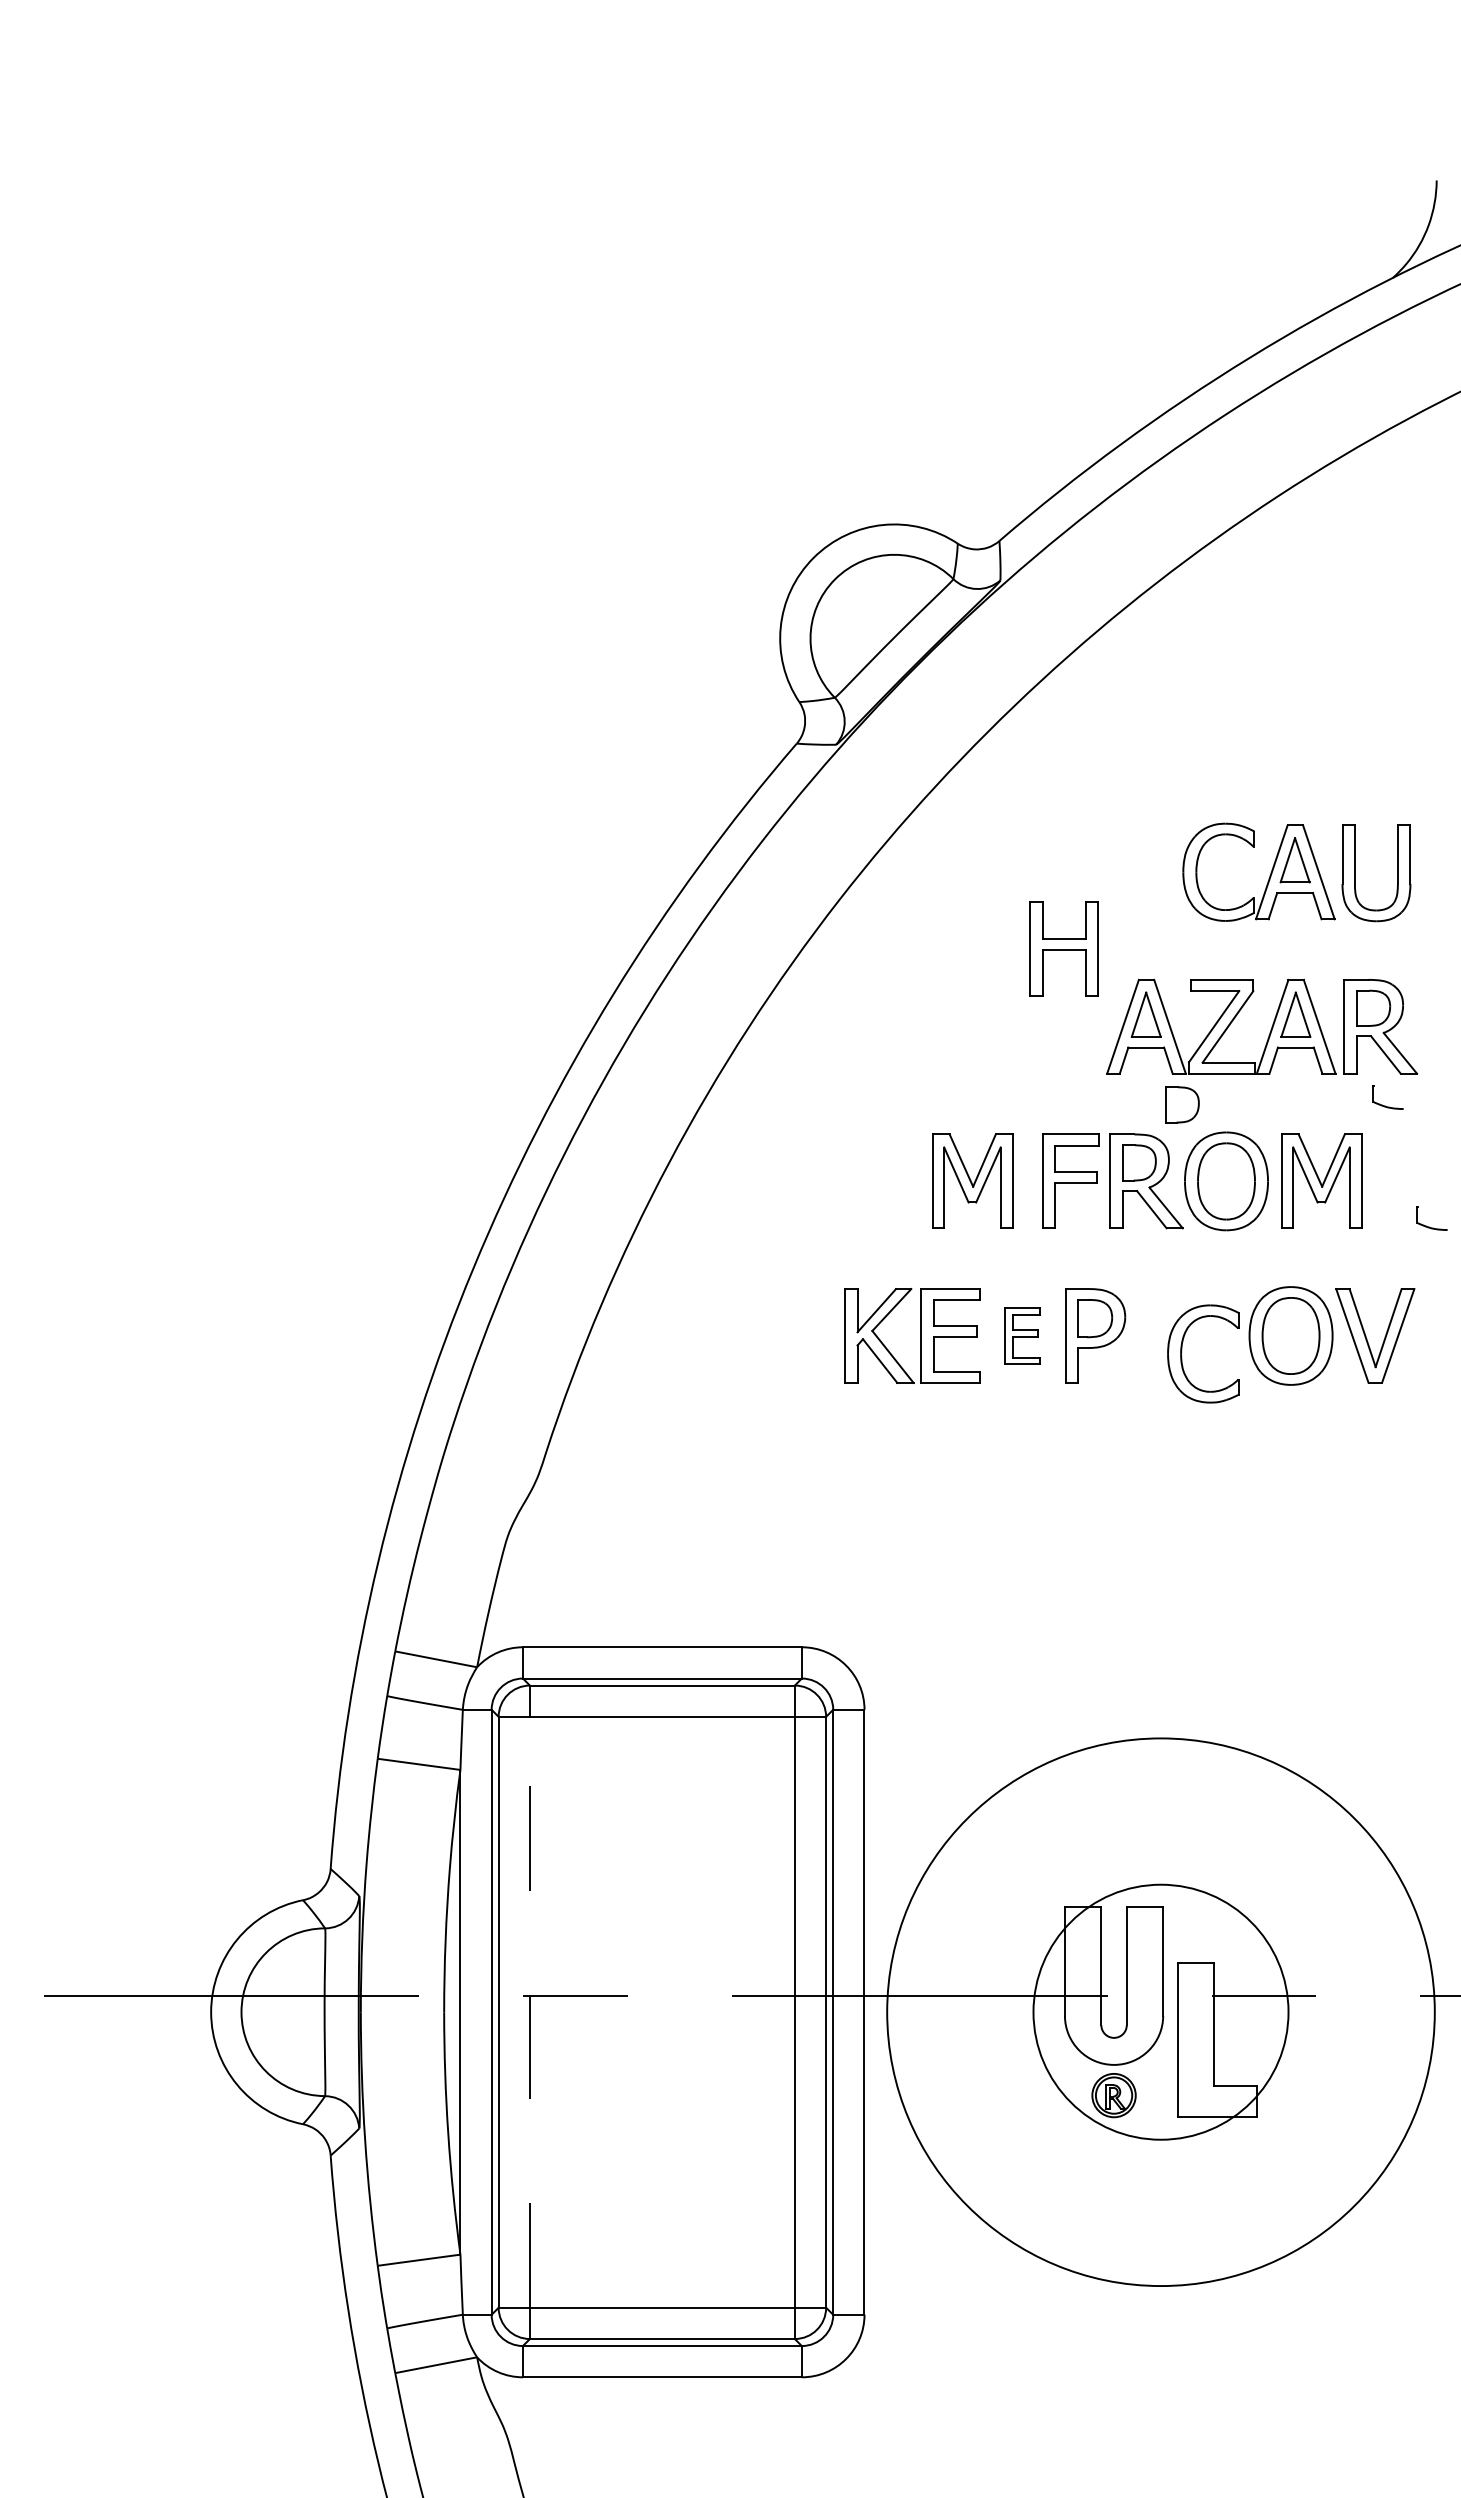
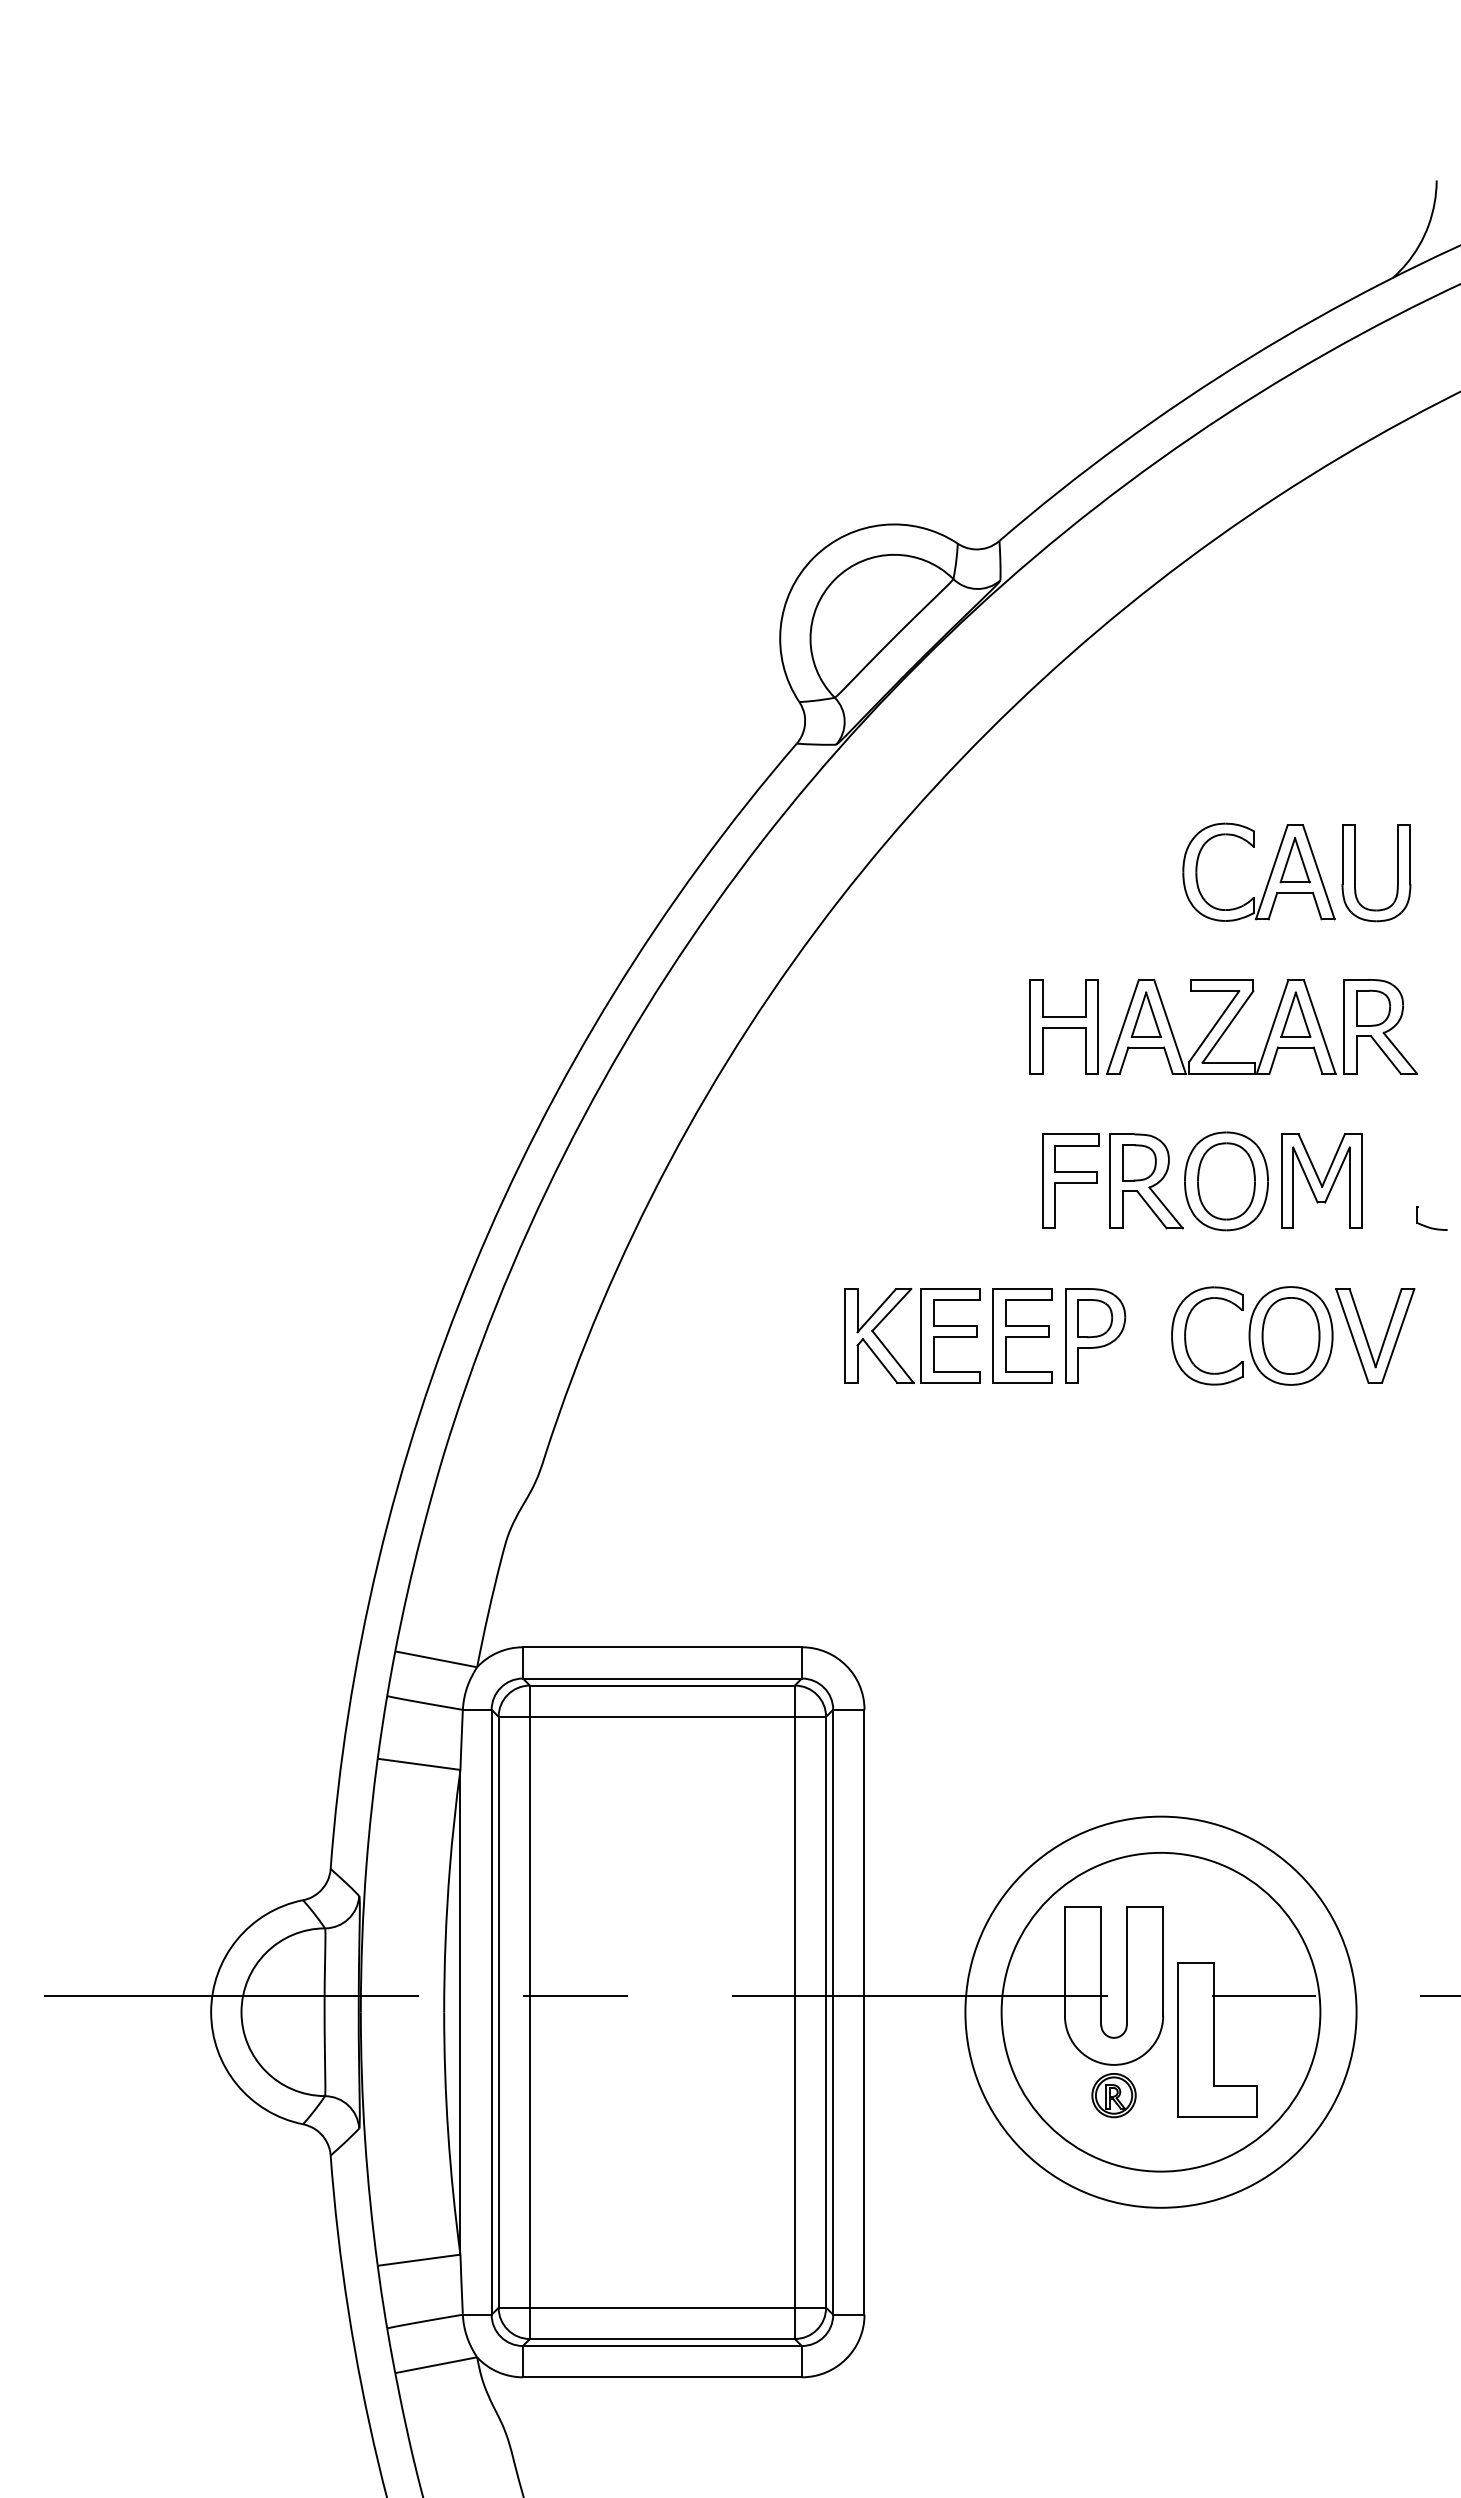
part position: (1063, 948) -> (1063, 1026) (1063, 1026)
part: present -> none (1182, 1104)
part: present -> none (1385, 1105)
part: present -> none (972, 1180)
part size: 37x58 px -> 61x96 px (1022, 1335)
part position: (1182, 1350) -> (1186, 1332) (1186, 1332)
line: dashed -> solid (529, 2011)
circle diameter: 255 px -> 319 px (1160, 2011)
circle diameter: 548 px -> 391 px (1160, 2011)
